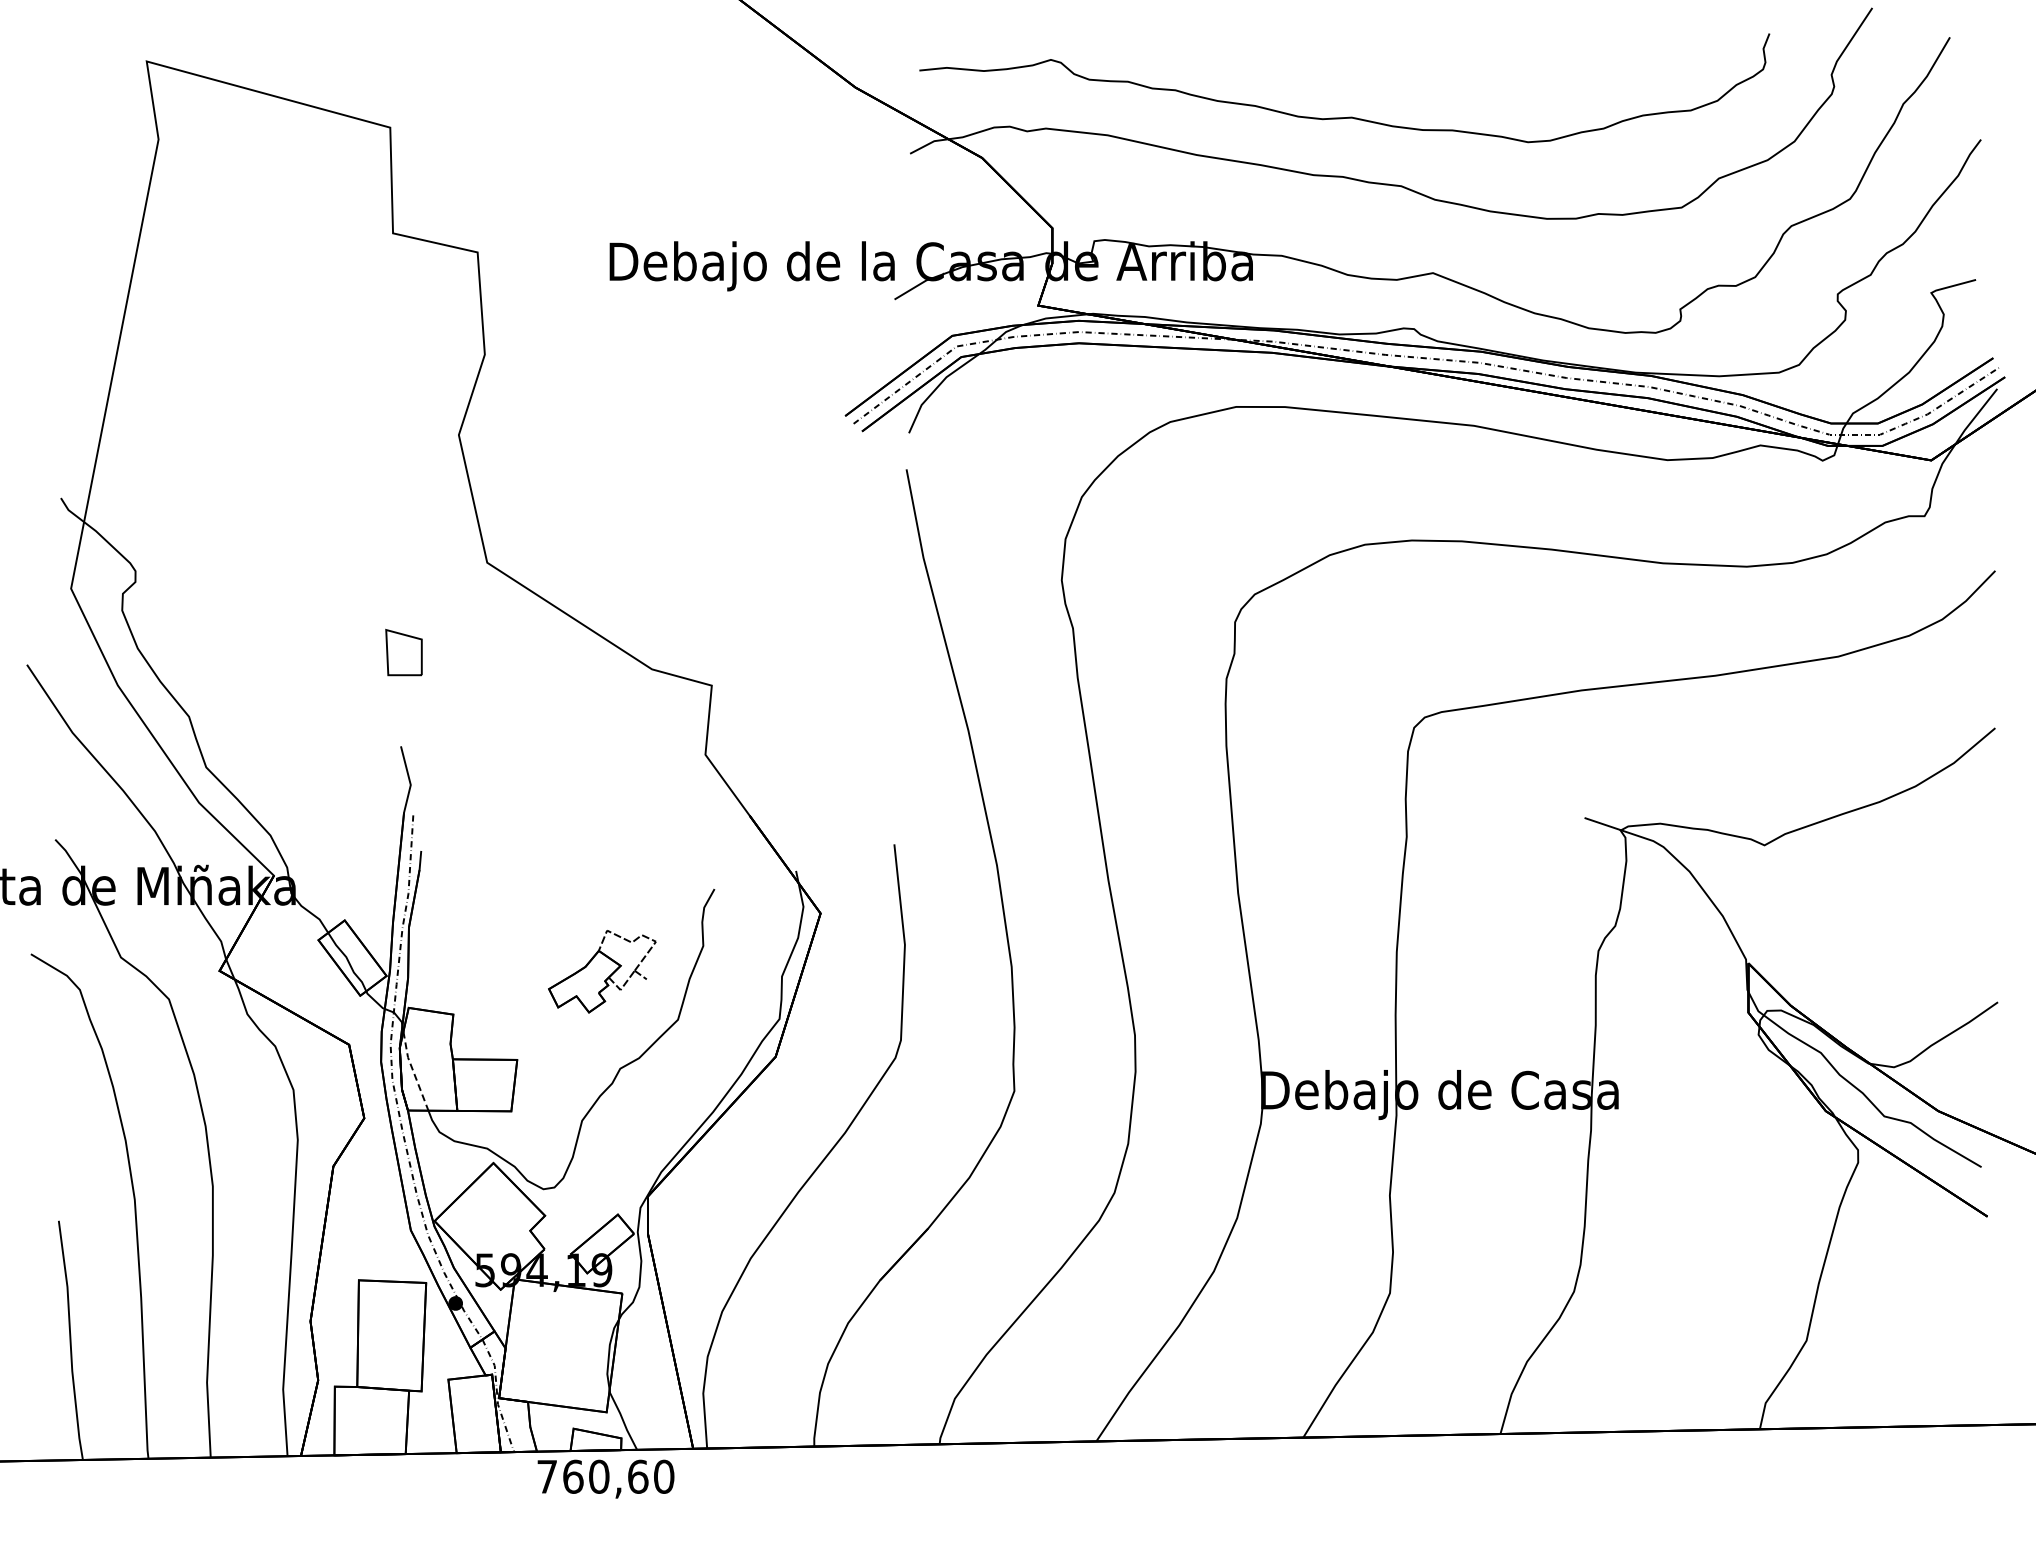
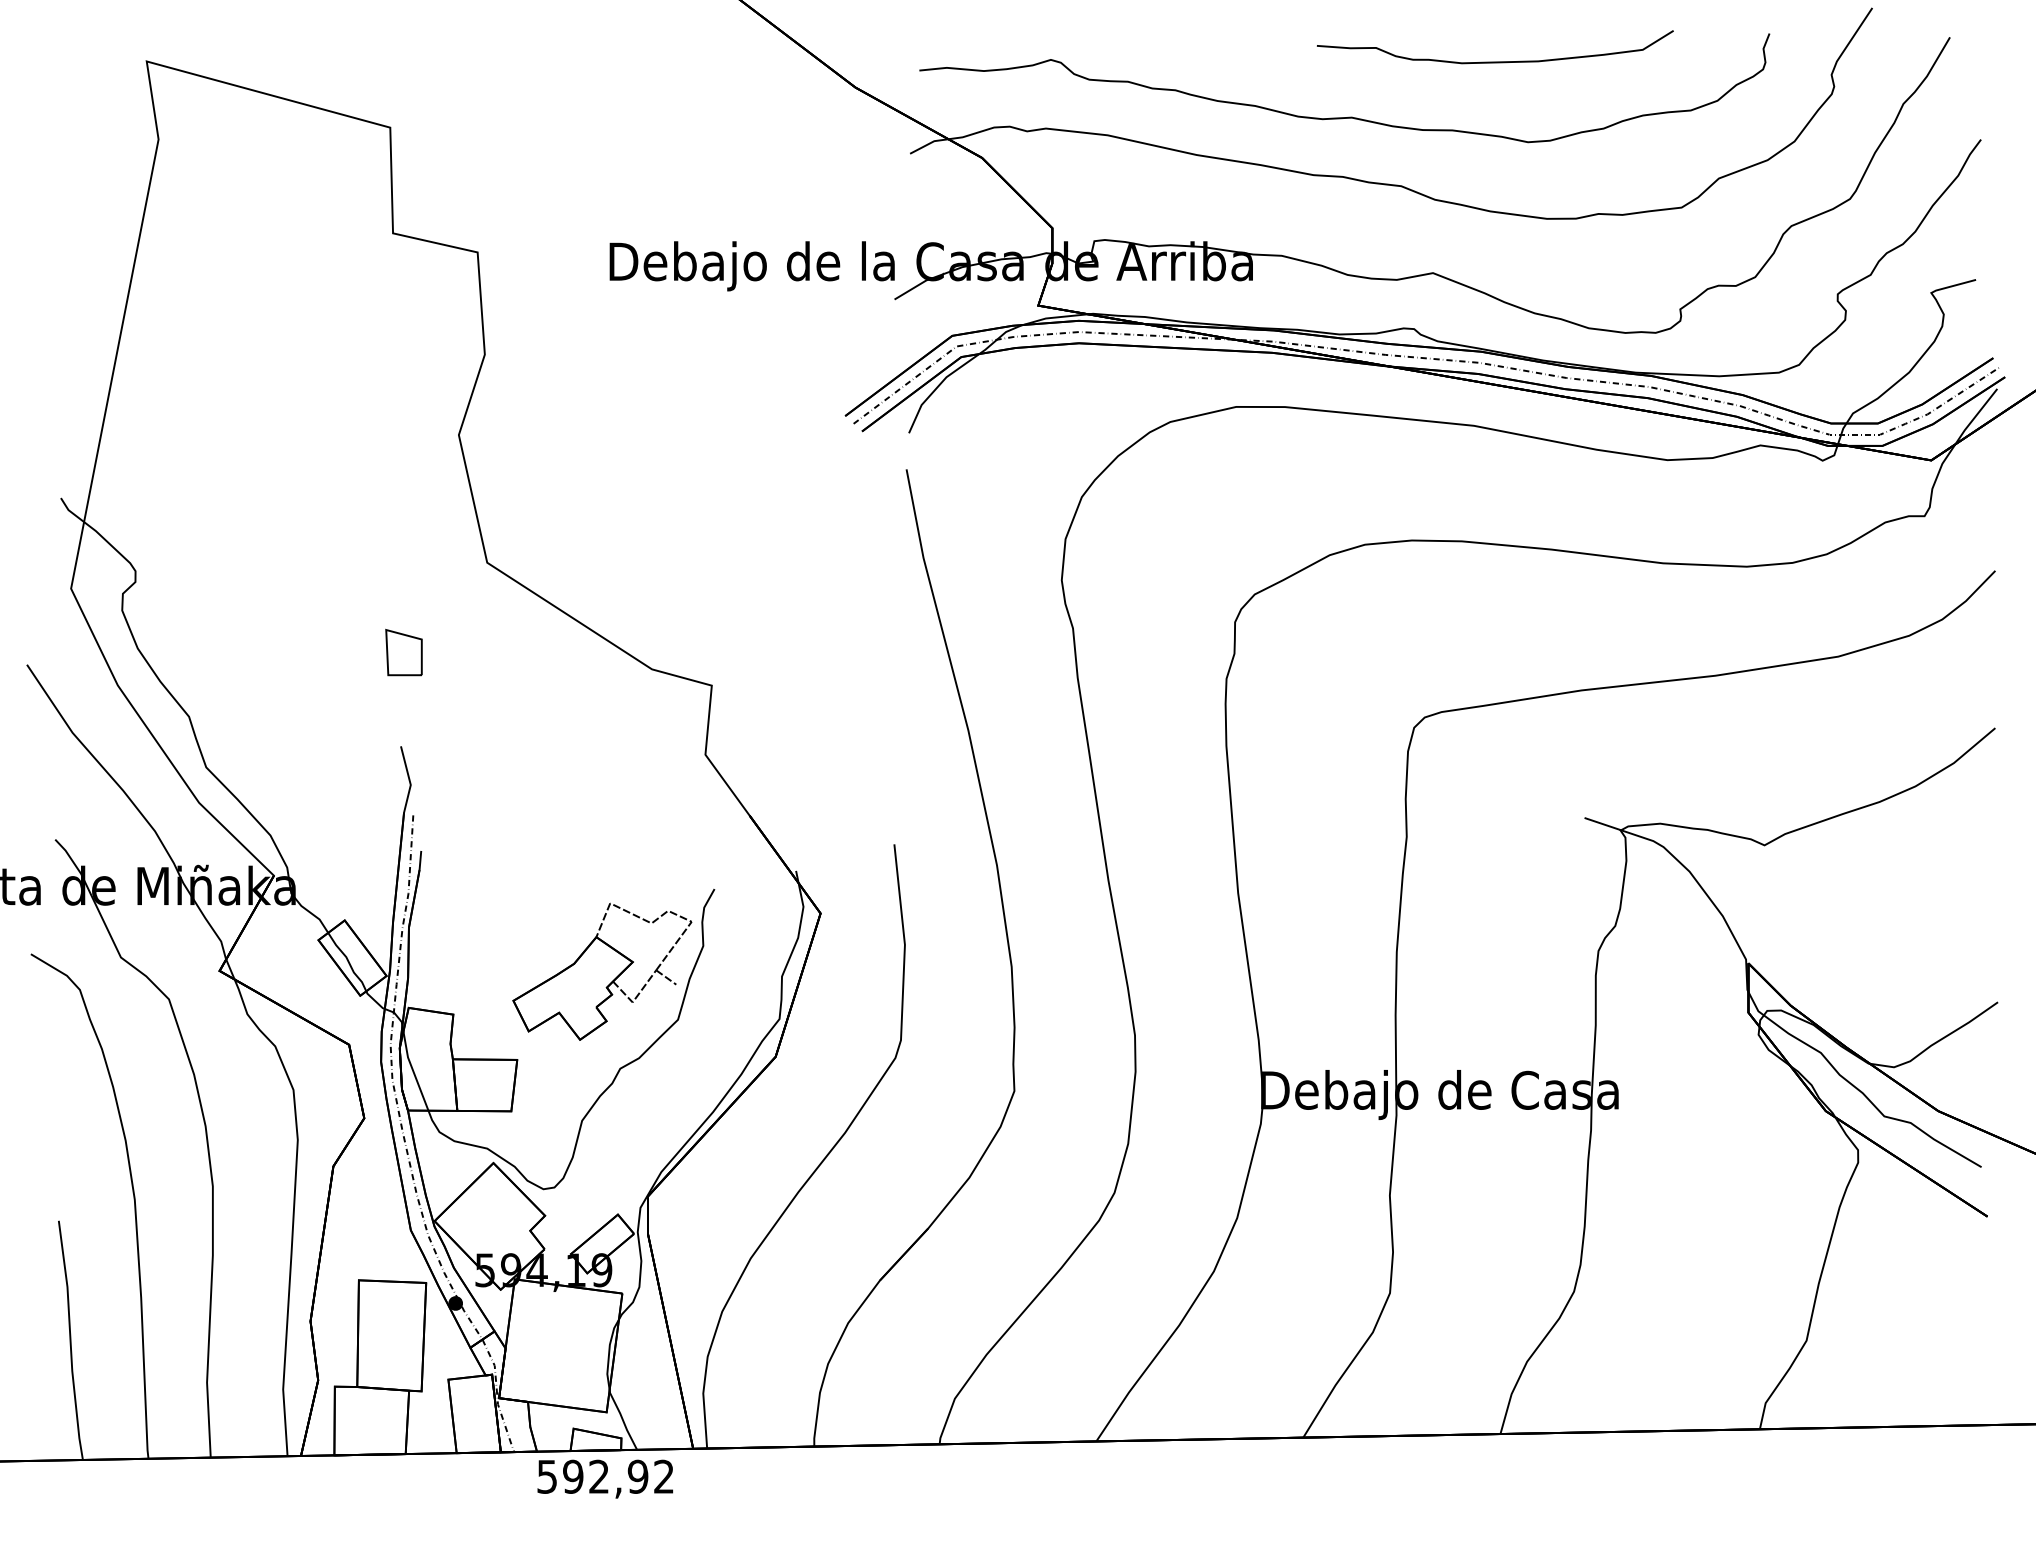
curve: none -> present (1495, 61)
part size: 109x84 px -> 181x139 px (602, 971)
line: dashed -> solid (413, 1071)
text: 760,60 -> 592,92 (605, 1476)
